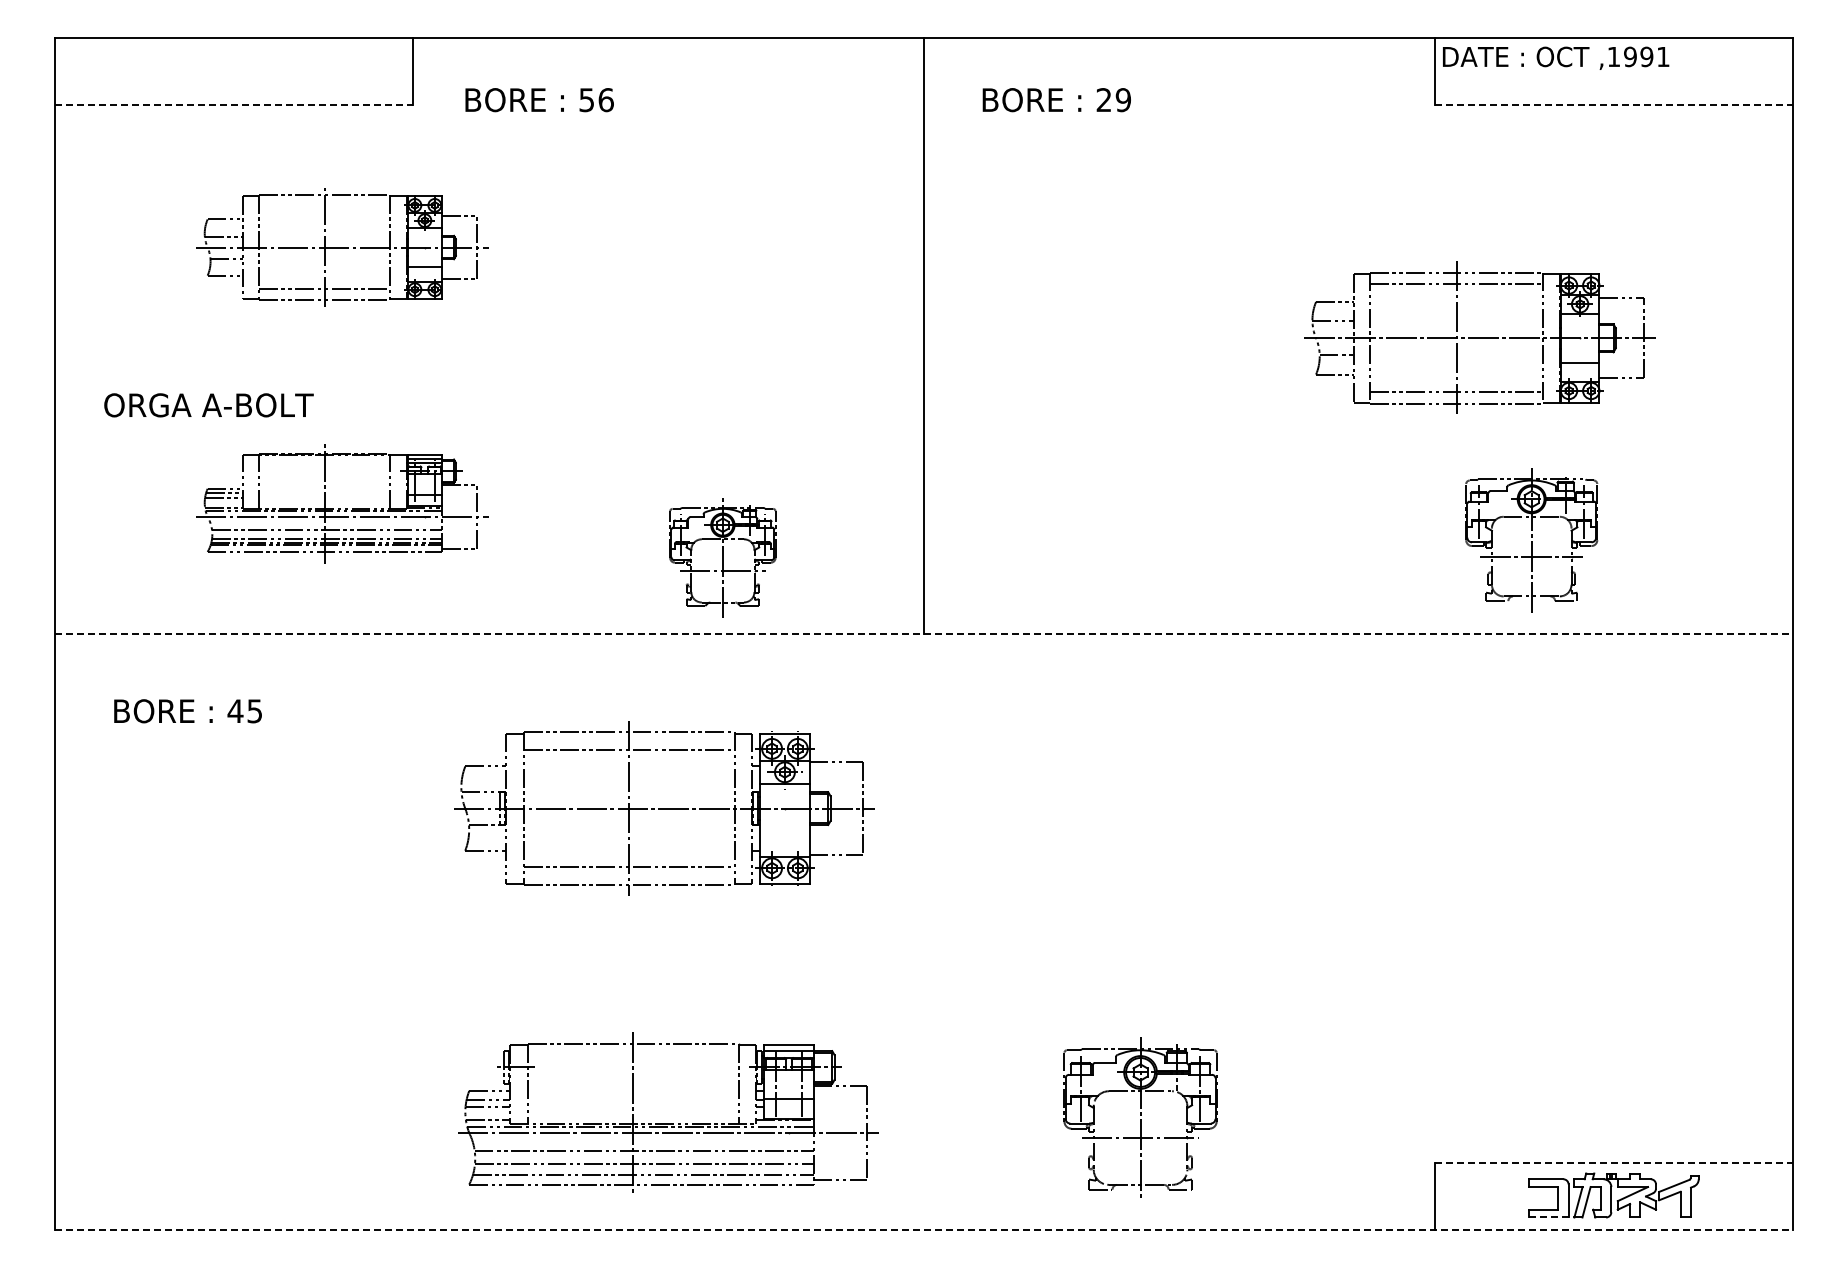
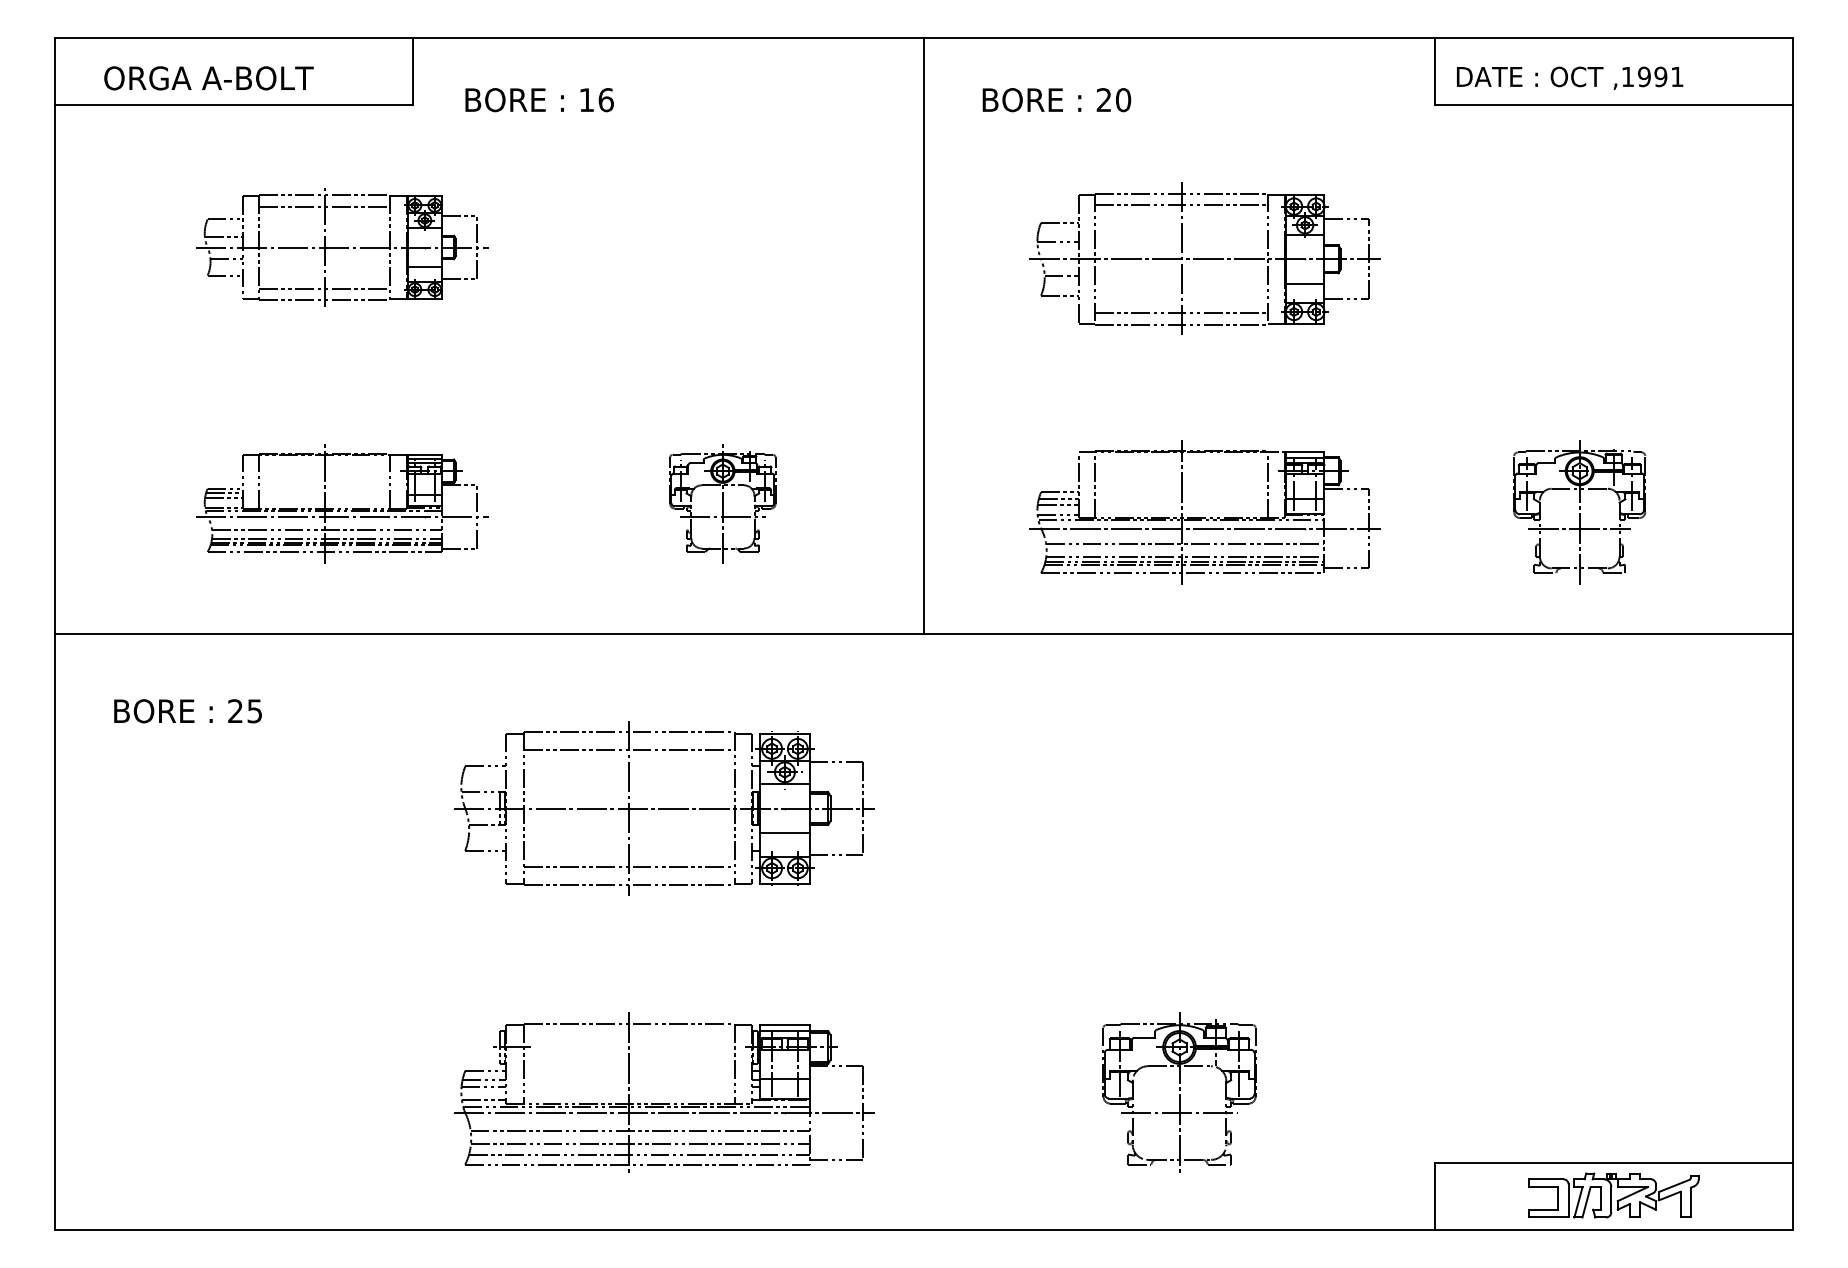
text position: (1556, 57) -> (1570, 77) (1570, 77)
text: 56 -> 16 (586, 100)
text: 29 -> 20 (1123, 100)
line: dashed -> solid (234, 104)
line: dashed -> solid (1613, 104)
line: none -> present (324, 206)
part position: (1479, 337) -> (1204, 258) (1204, 258)
text position: (208, 405) -> (208, 78) (208, 78)
part: none -> present (1204, 512)
part position: (1531, 540) -> (1579, 512) (1579, 512)
part position: (722, 557) -> (722, 503) (722, 503)
line: dashed -> solid (924, 634)
text: 45 -> 25 (235, 710)
line: none -> present (784, 833)
part position: (1140, 1117) -> (1179, 1092) (1179, 1092)
part position: (668, 1123) -> (664, 1103) (664, 1103)
line: dashed -> solid (1613, 1163)
line: dashed -> solid (1548, 1217)
line: dashed -> solid (924, 1230)
